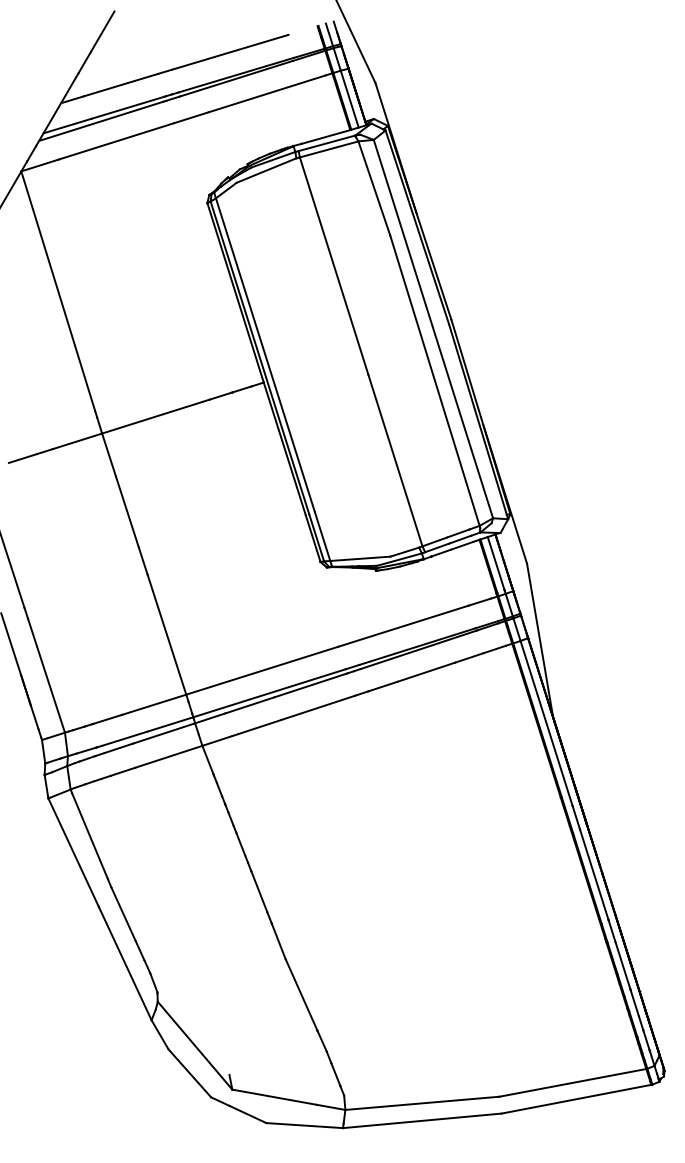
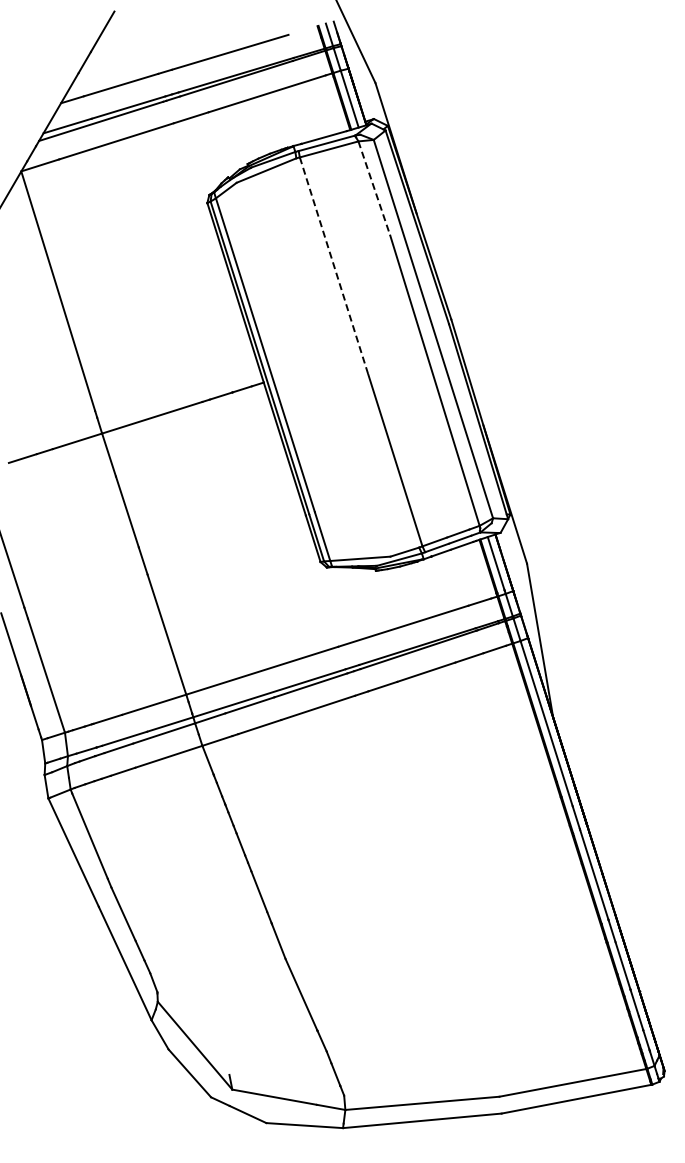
line: solid -> dashed (374, 188)
line: solid -> dashed (334, 266)
